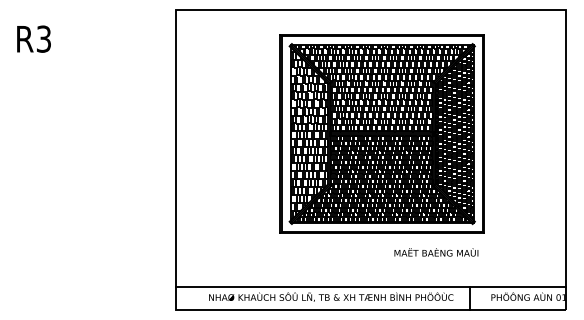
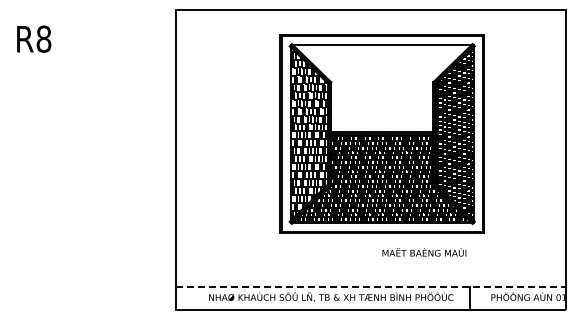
text: R3 -> R8 (43, 38)
hatch: present -> none (382, 88)
text position: (436, 252) -> (424, 252) (424, 252)
line: solid -> dashed (371, 287)
